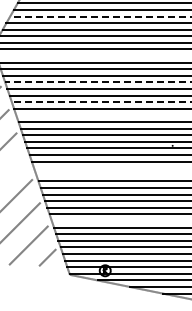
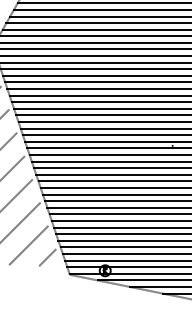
line: dashed -> solid (100, 16)
line: none -> present (95, 56)
line: dashed -> solid (98, 82)
line: dashed -> solid (101, 102)
line: none -> present (102, 115)
line: none -> present (13, 167)
line: none -> present (111, 168)
line: none -> present (112, 174)
line: none -> present (119, 221)
